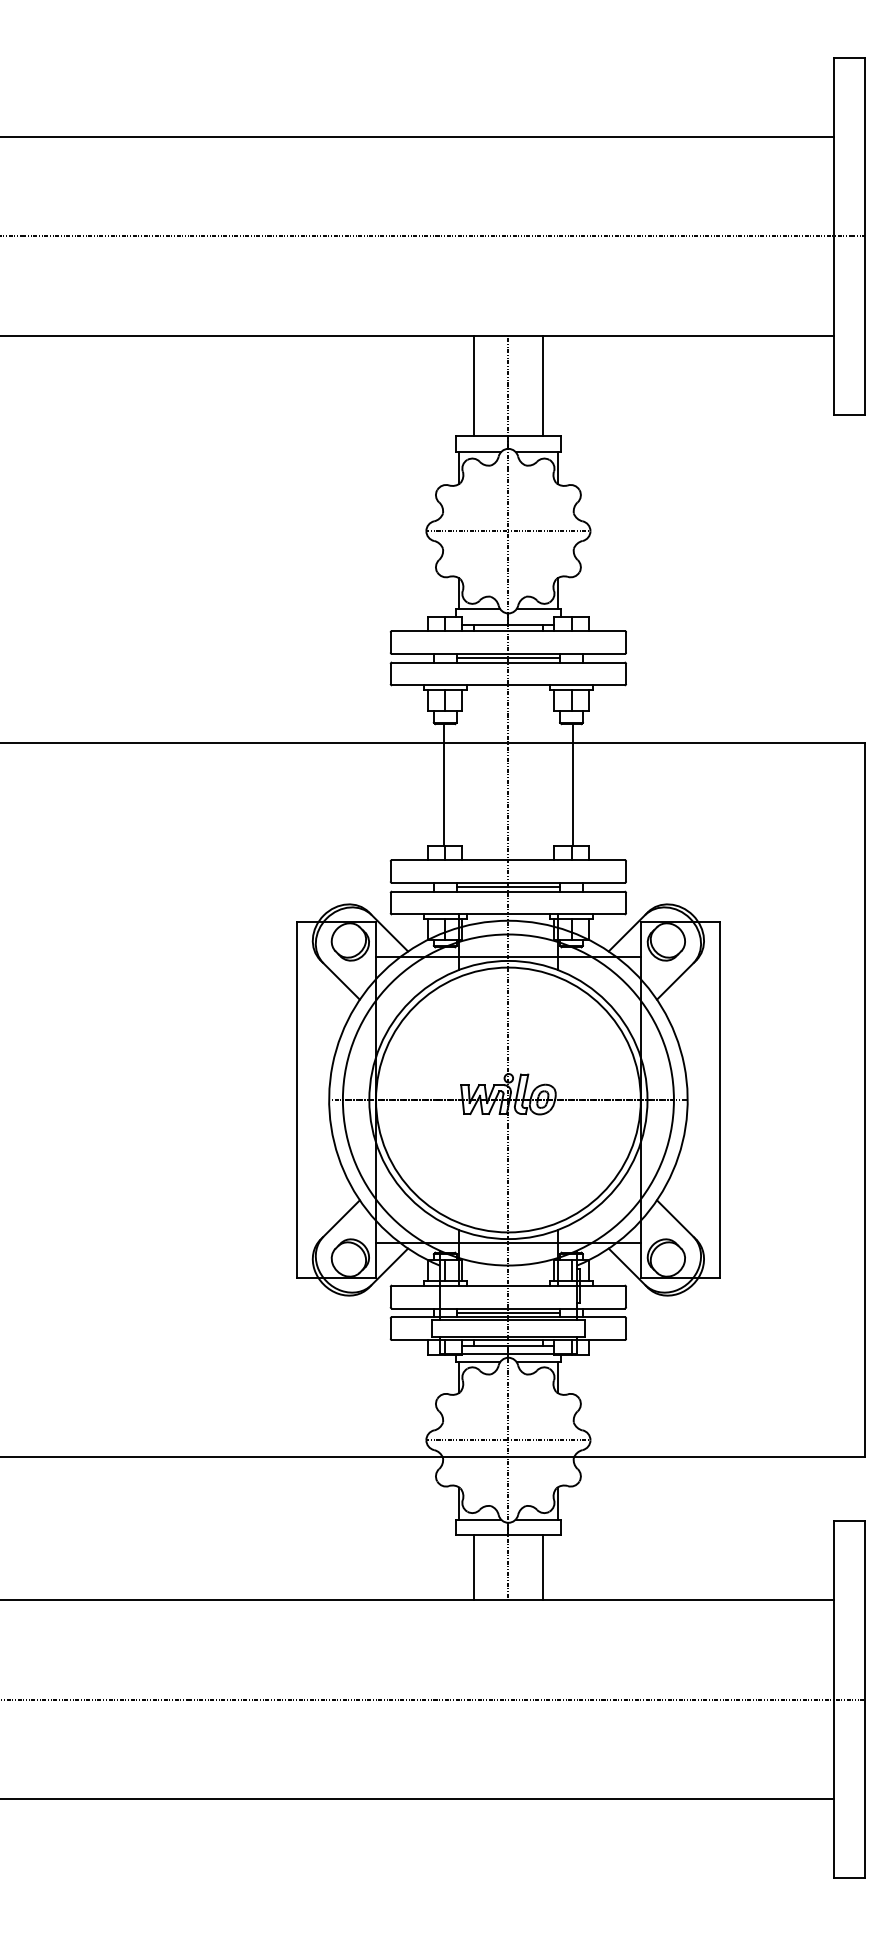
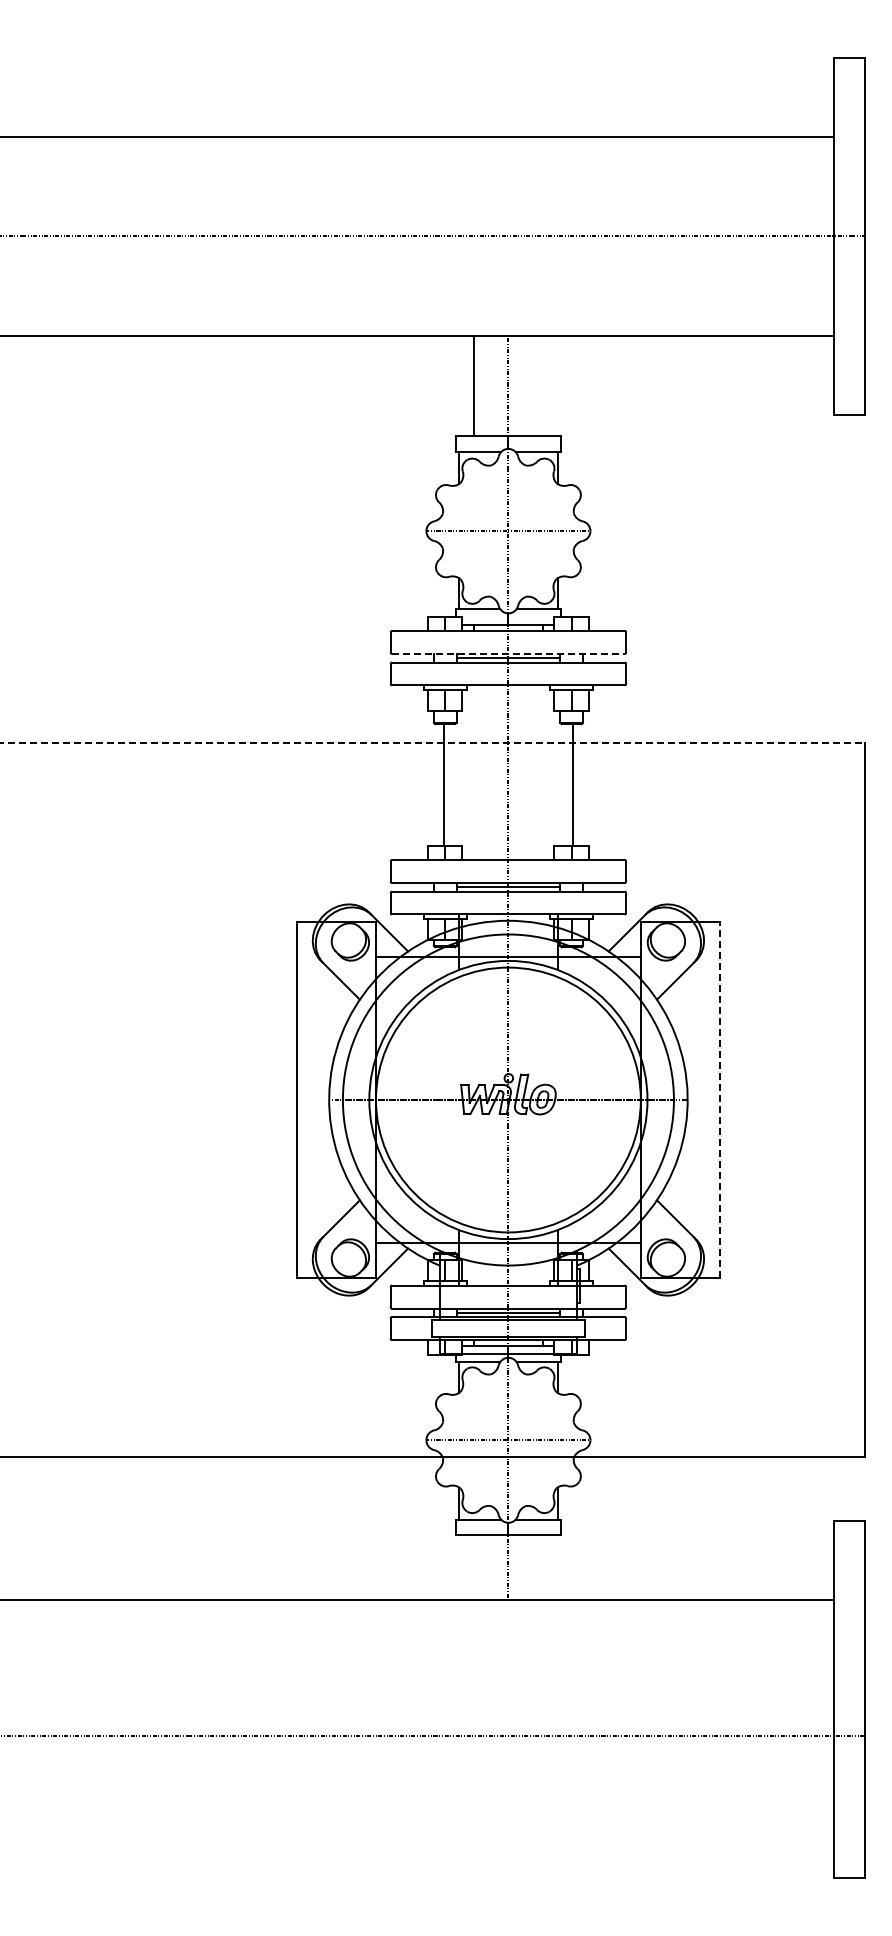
line: present -> none (542, 386)
line: solid -> dashed (508, 653)
line: solid -> dashed (433, 743)
line: solid -> dashed (719, 1099)
line: present -> none (473, 1567)
line: present -> none (542, 1567)
line position: (433, 1699) -> (433, 1735) (433, 1735)
line: present -> none (417, 1799)
